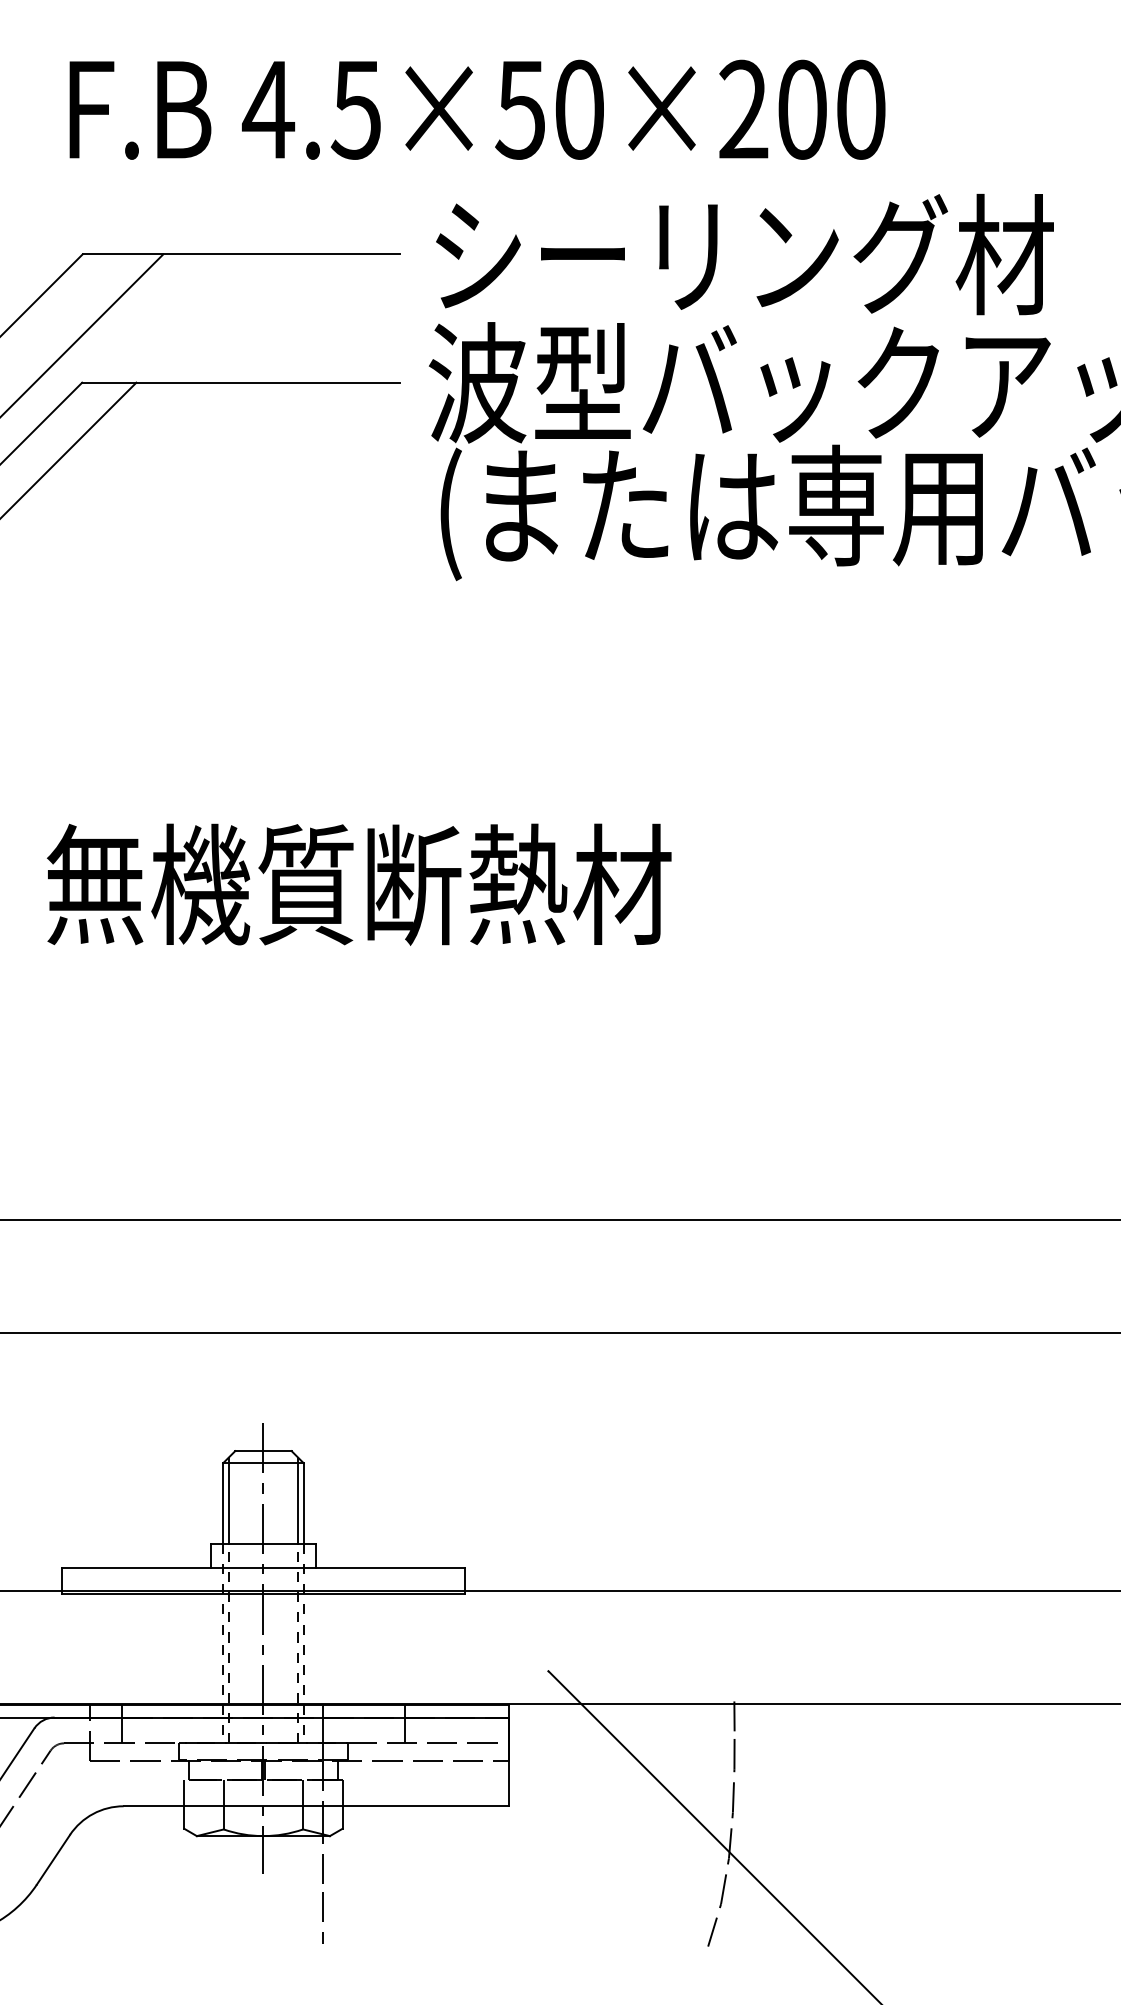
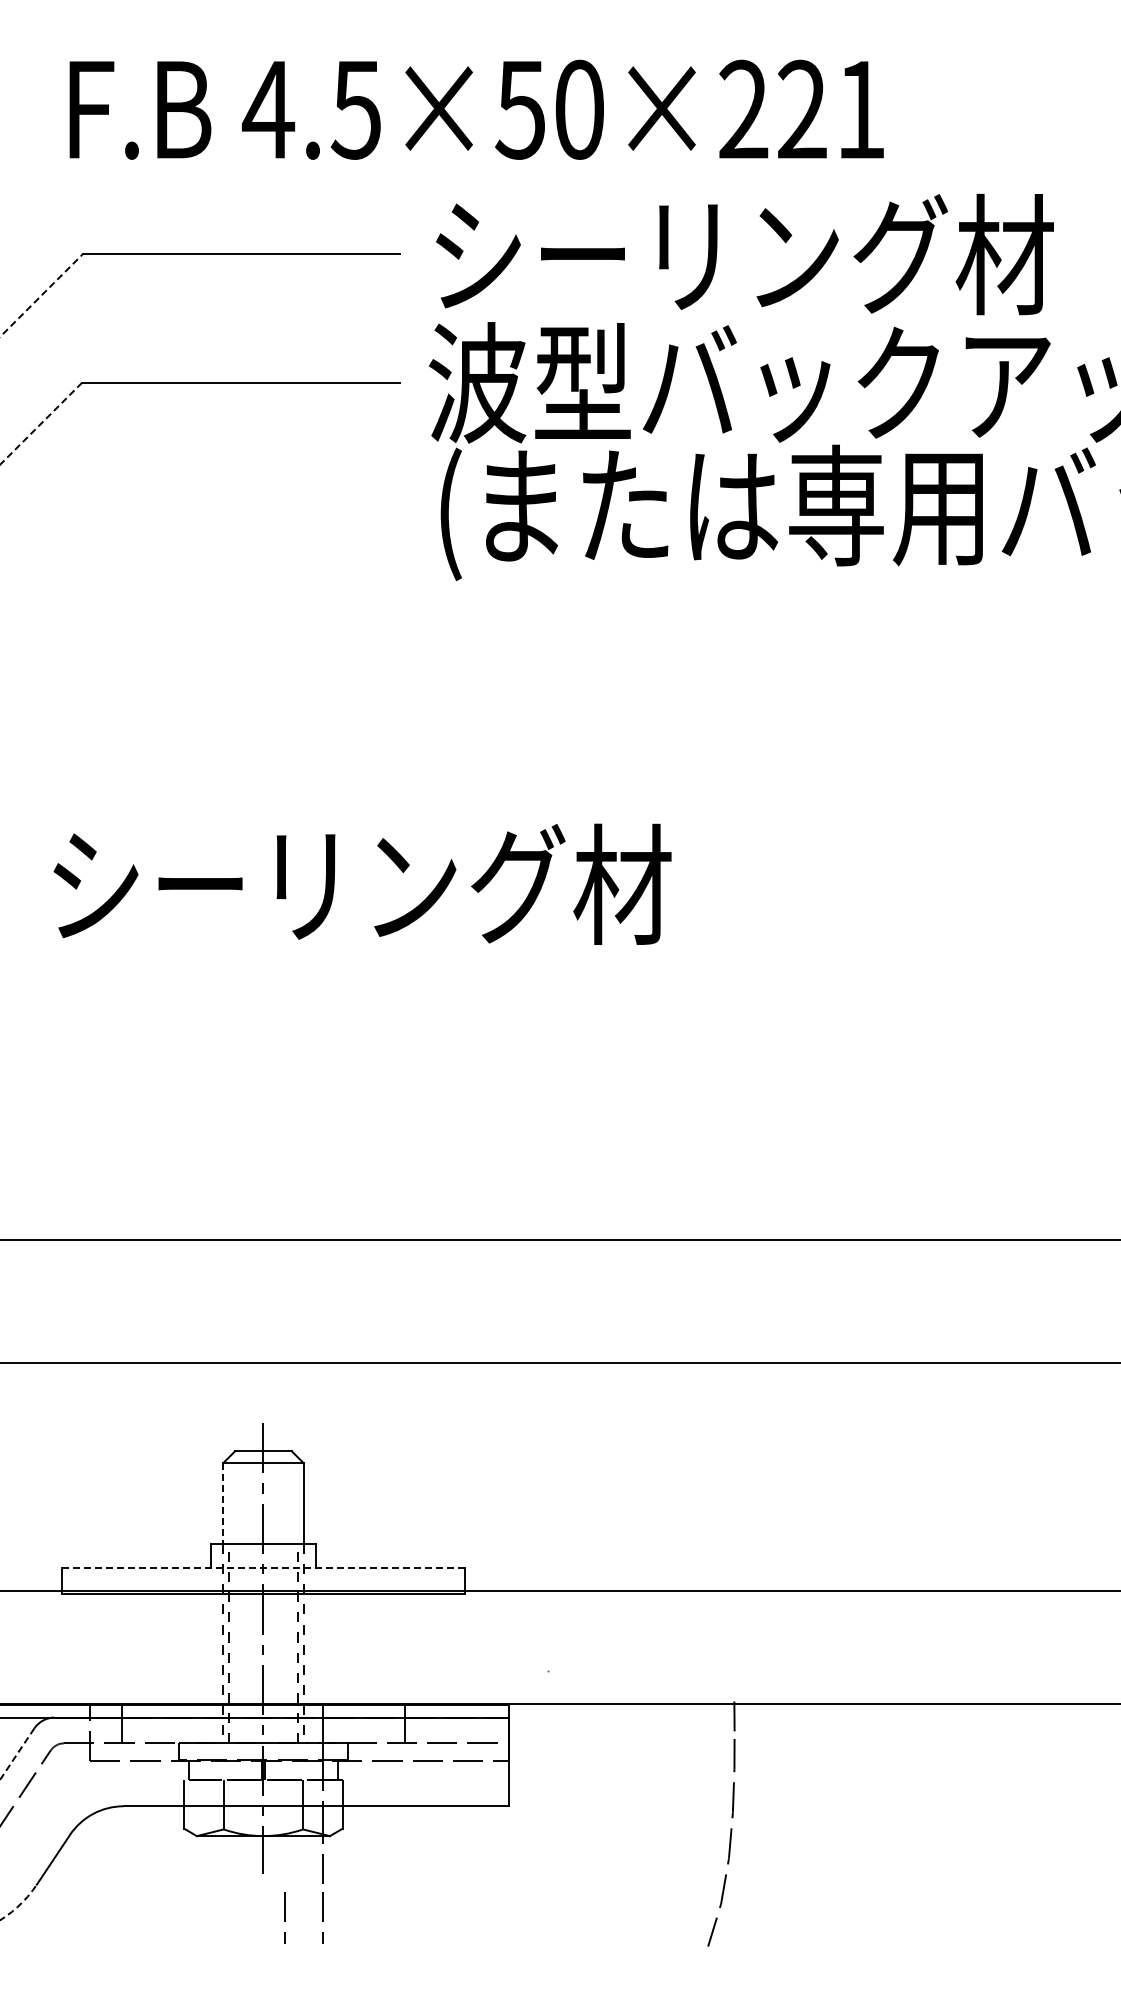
text: 4.5×50×200 -> 4.5×50×221 (831, 109)
line: solid -> dashed (41, 295)
line: present -> none (82, 334)
line: solid -> dashed (41, 423)
line: present -> none (69, 449)
text: 無機質断熱材 -> シーリング材 (306, 884)
line position: (559, 1219) -> (559, 1239) (559, 1239)
line position: (559, 1332) -> (559, 1362) (559, 1362)
line: present -> none (228, 1500)
line: present -> none (298, 1500)
line: solid -> dashed (223, 1504)
line: solid -> dashed (263, 1568)
line: solid -> dashed (17, 1753)
line: present -> none (713, 1836)
arc: solid -> dashed (20, 1904)
line: none -> present (284, 1917)
